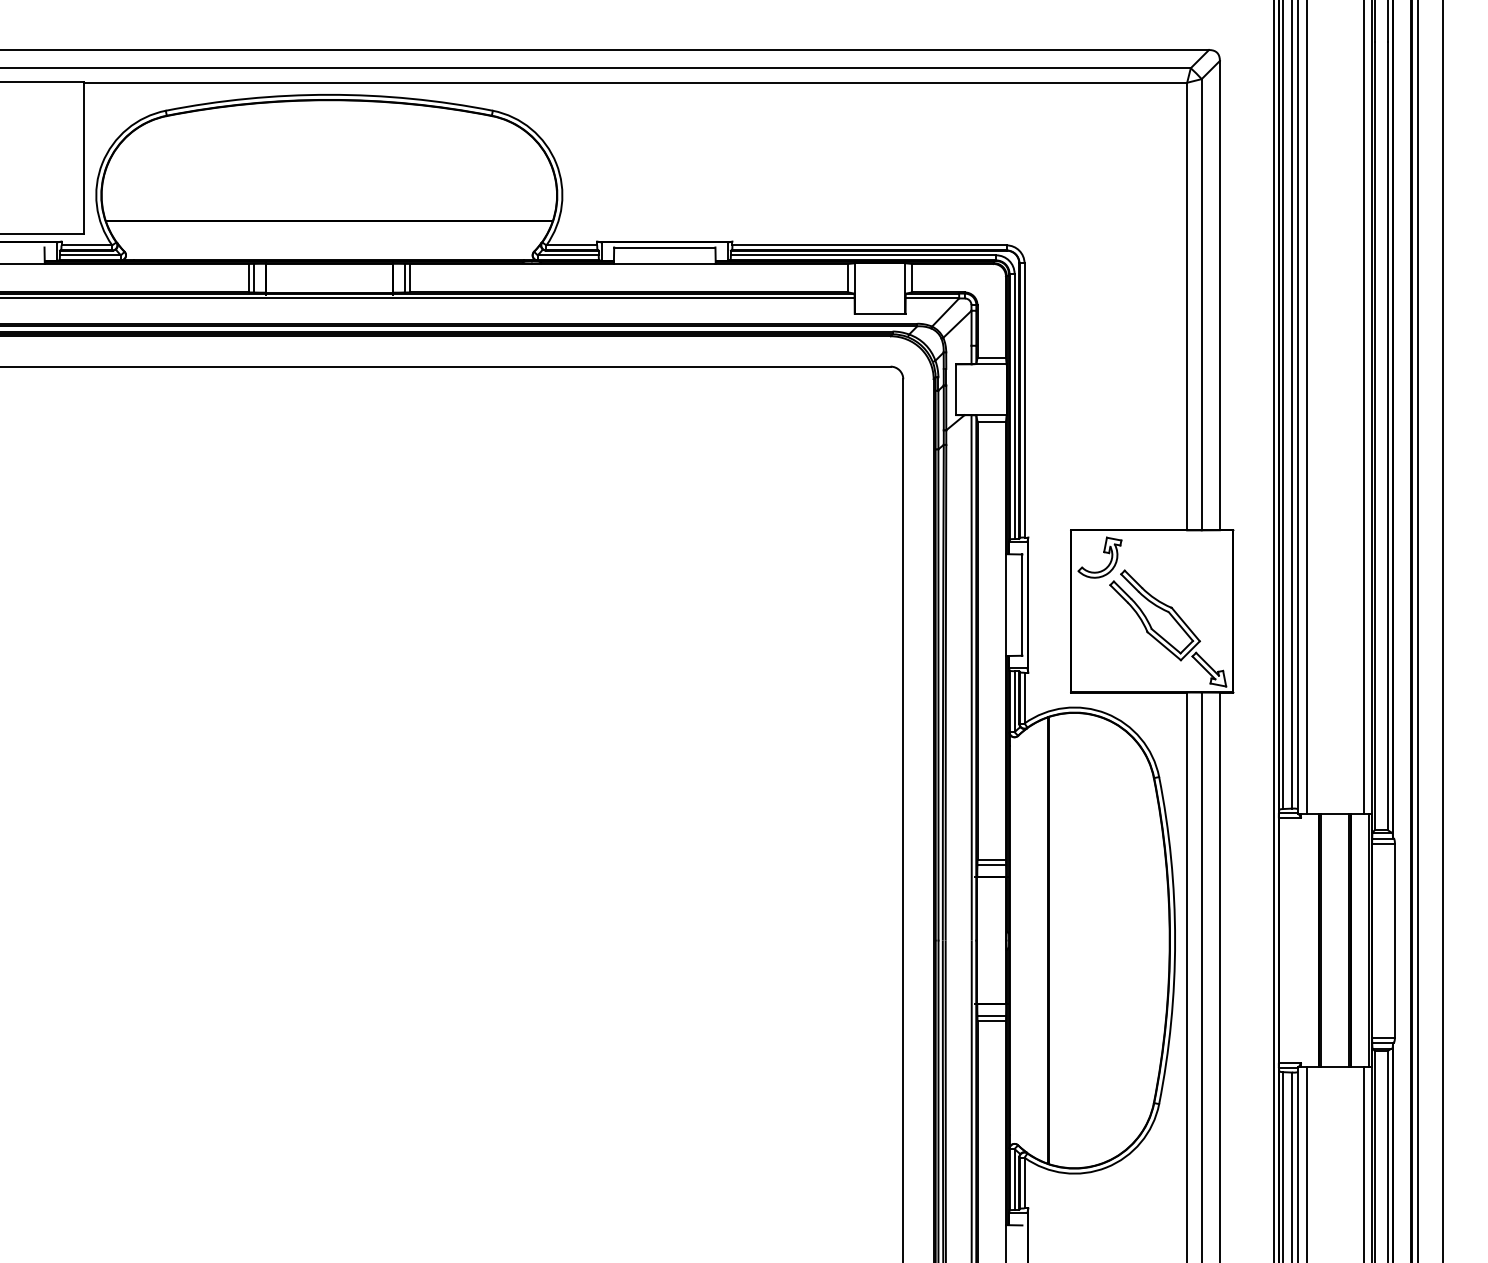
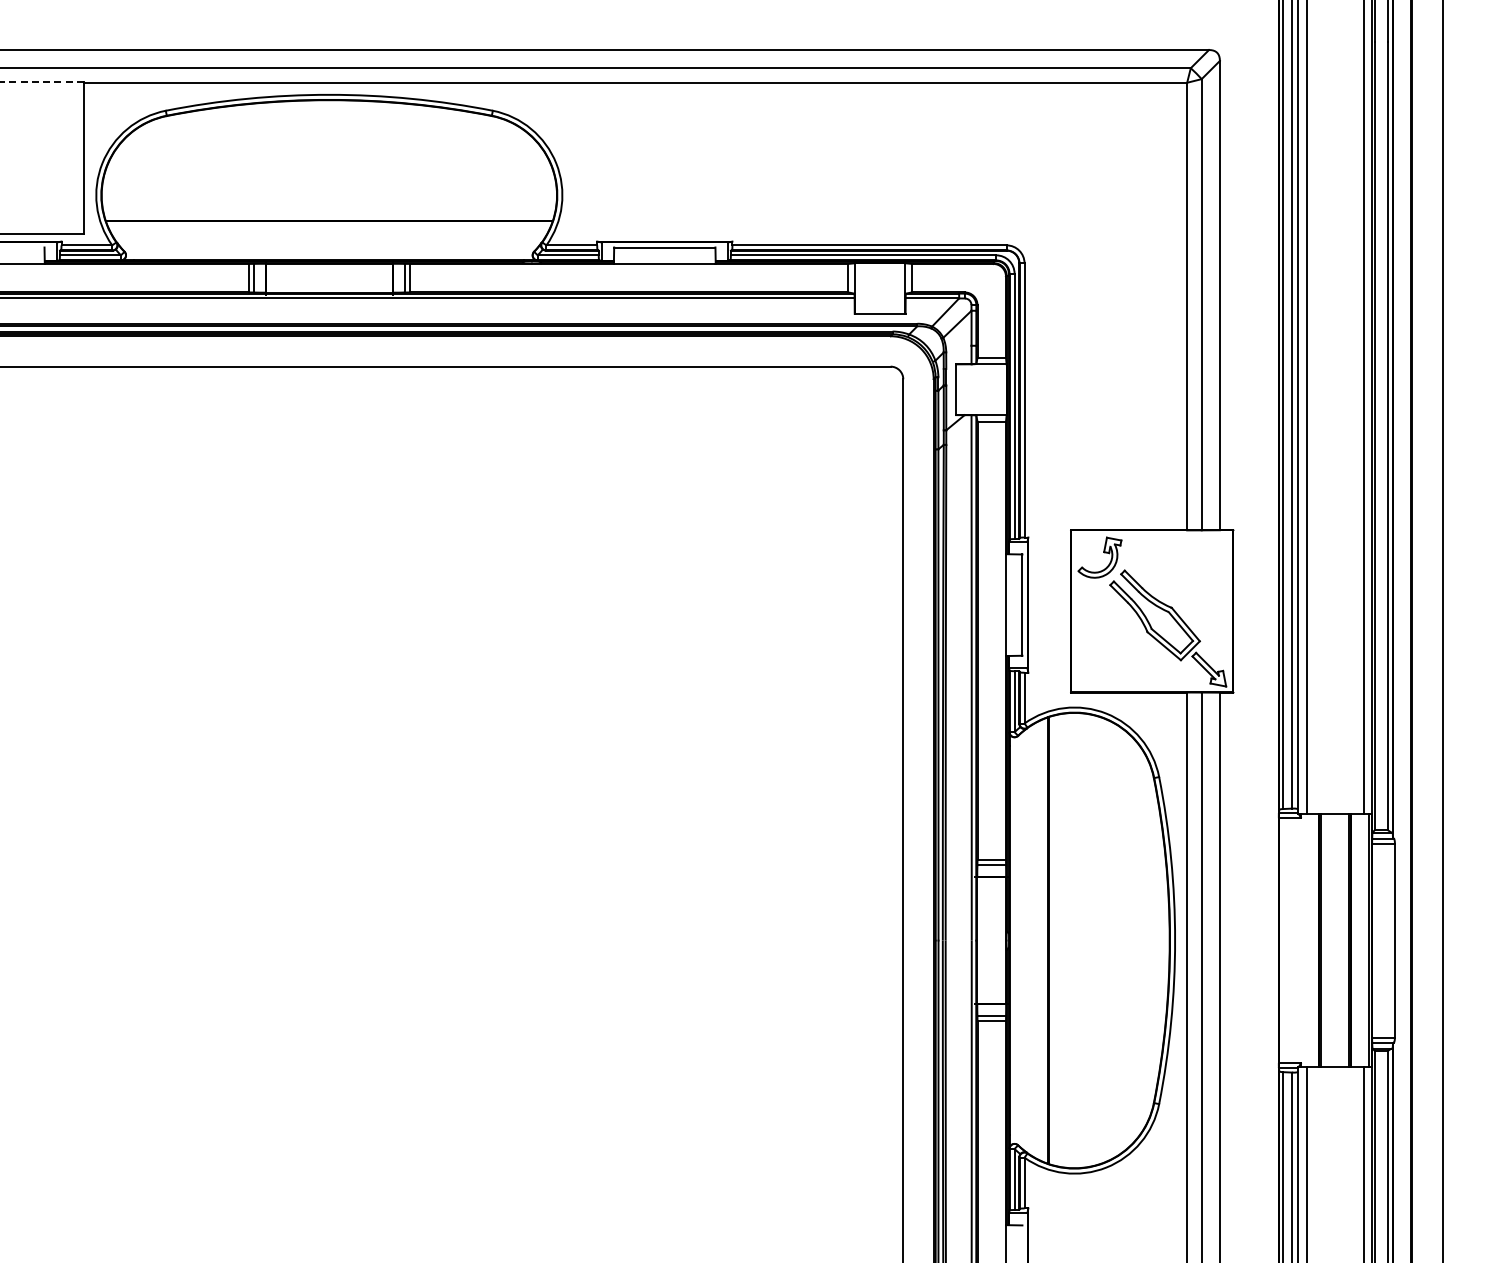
line: solid -> dashed (41, 82)
line: present -> none (1273, 630)
line: present -> none (1418, 630)
